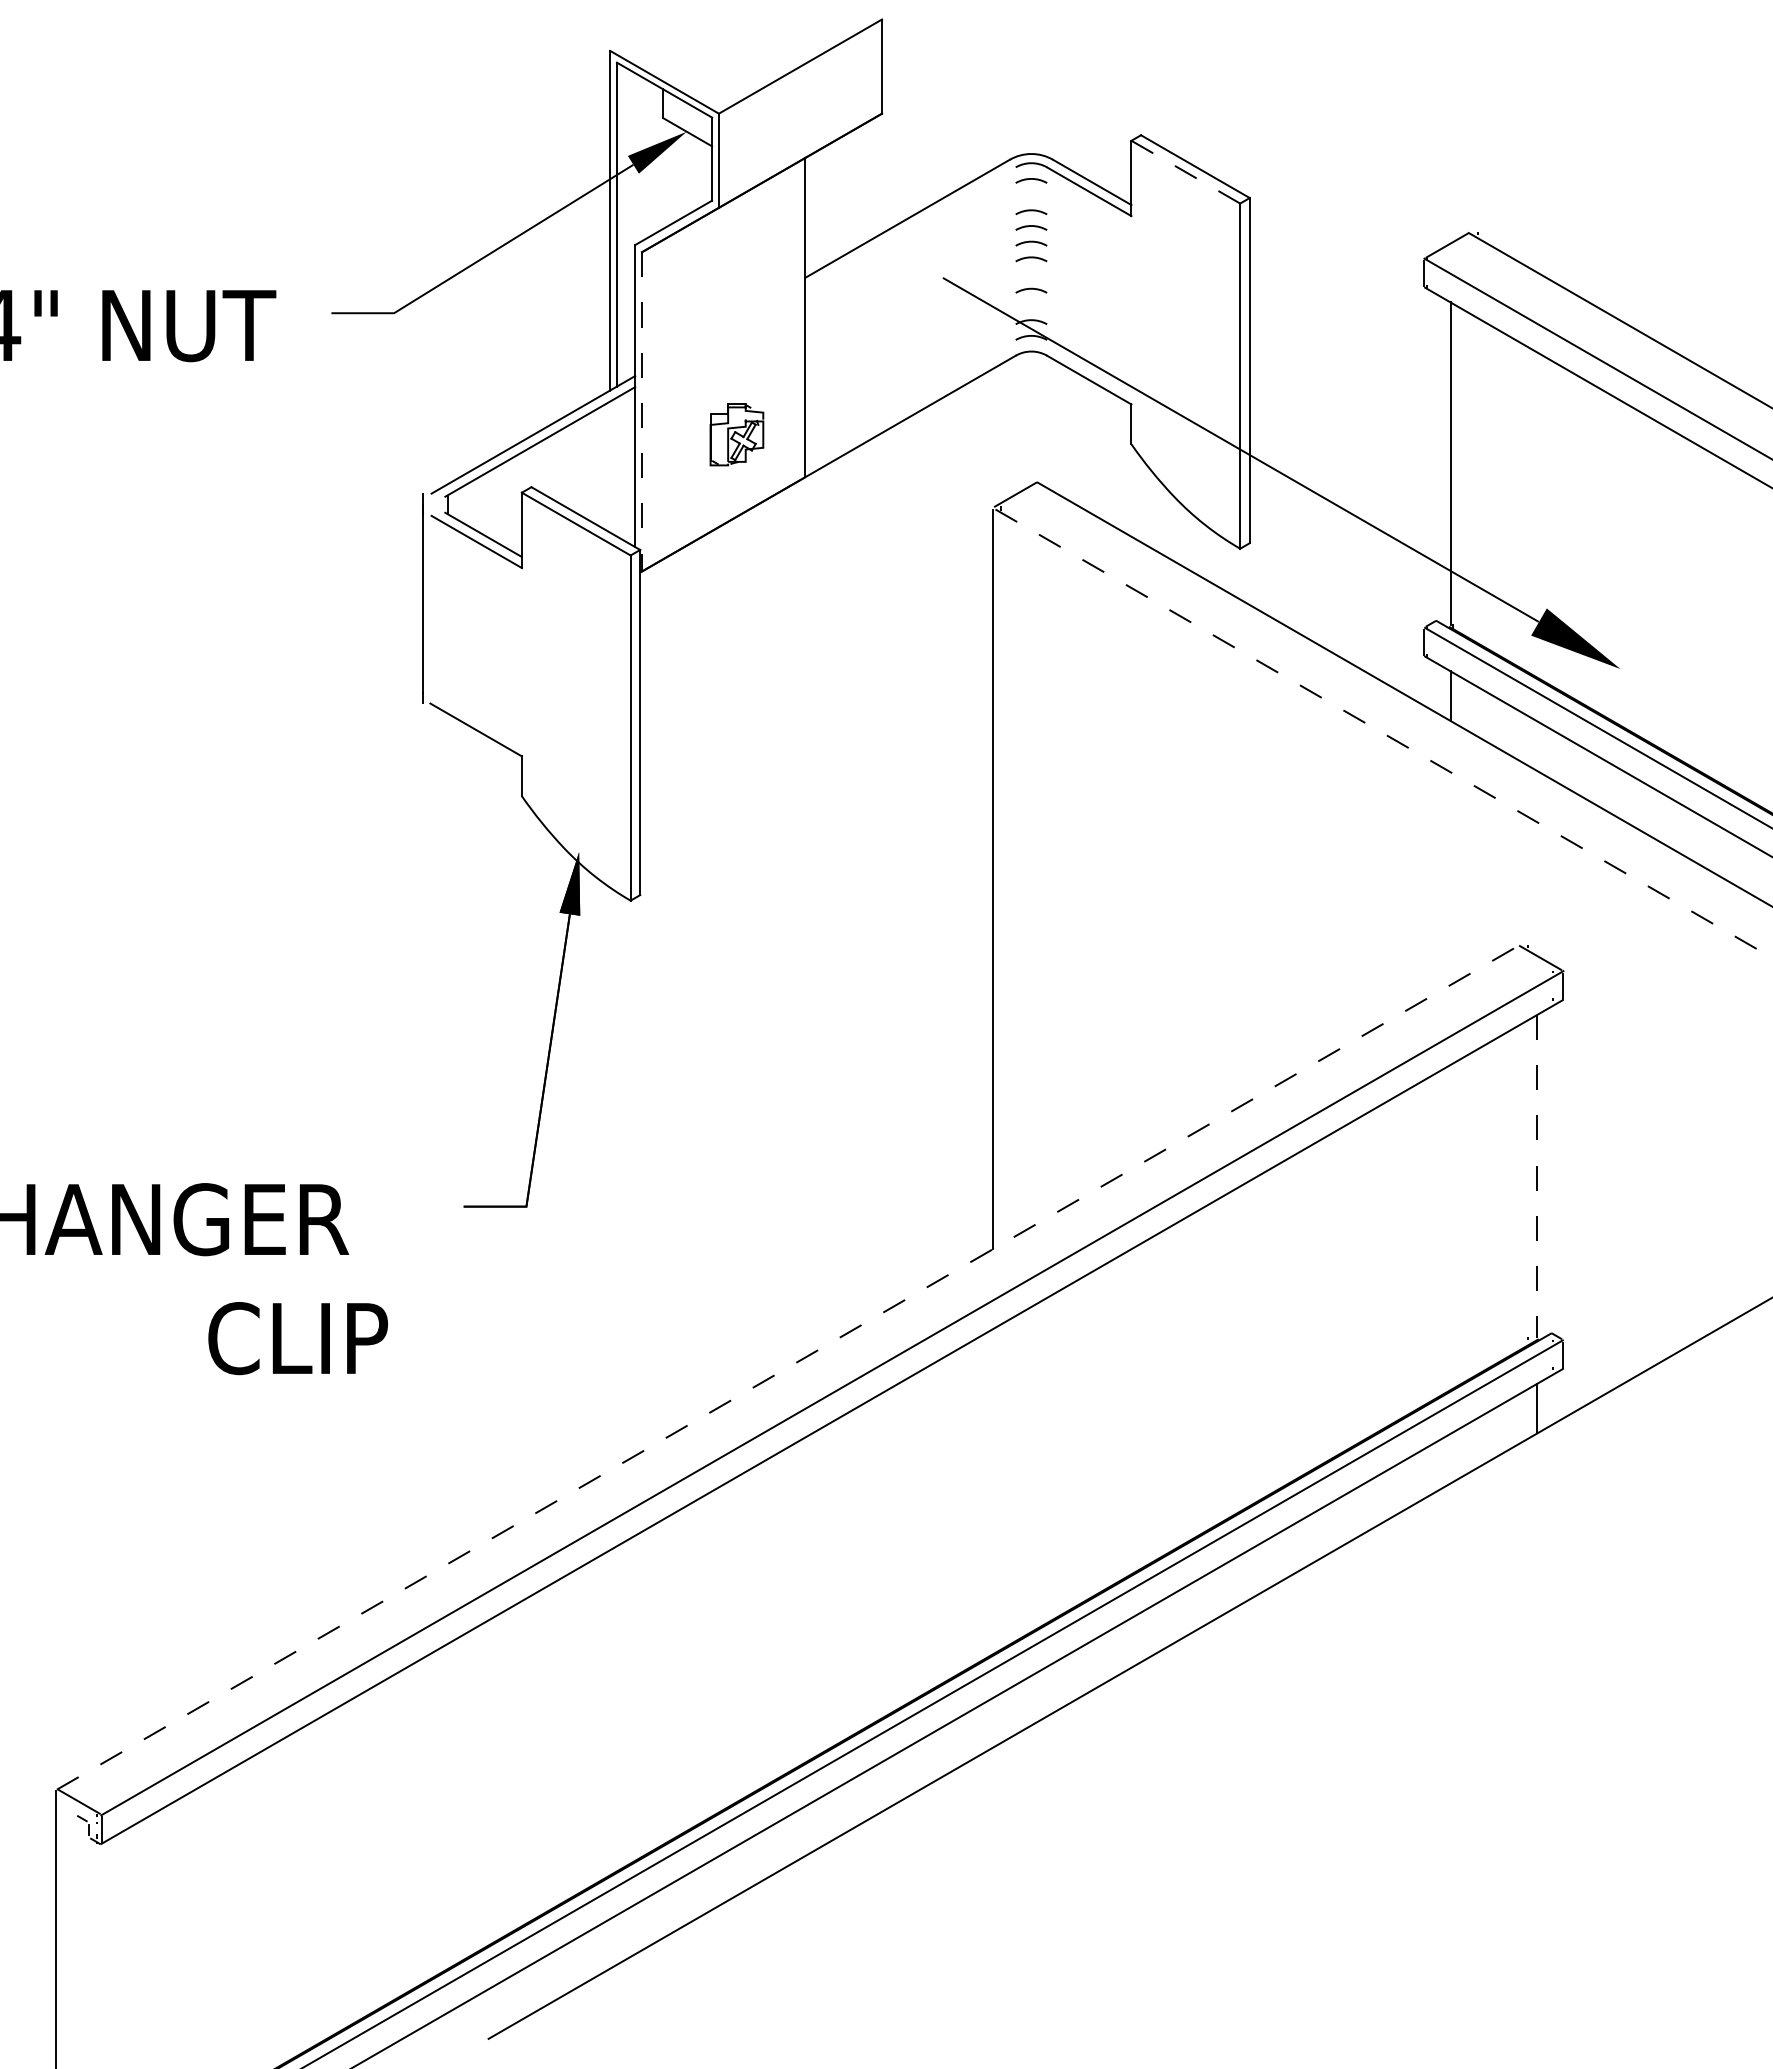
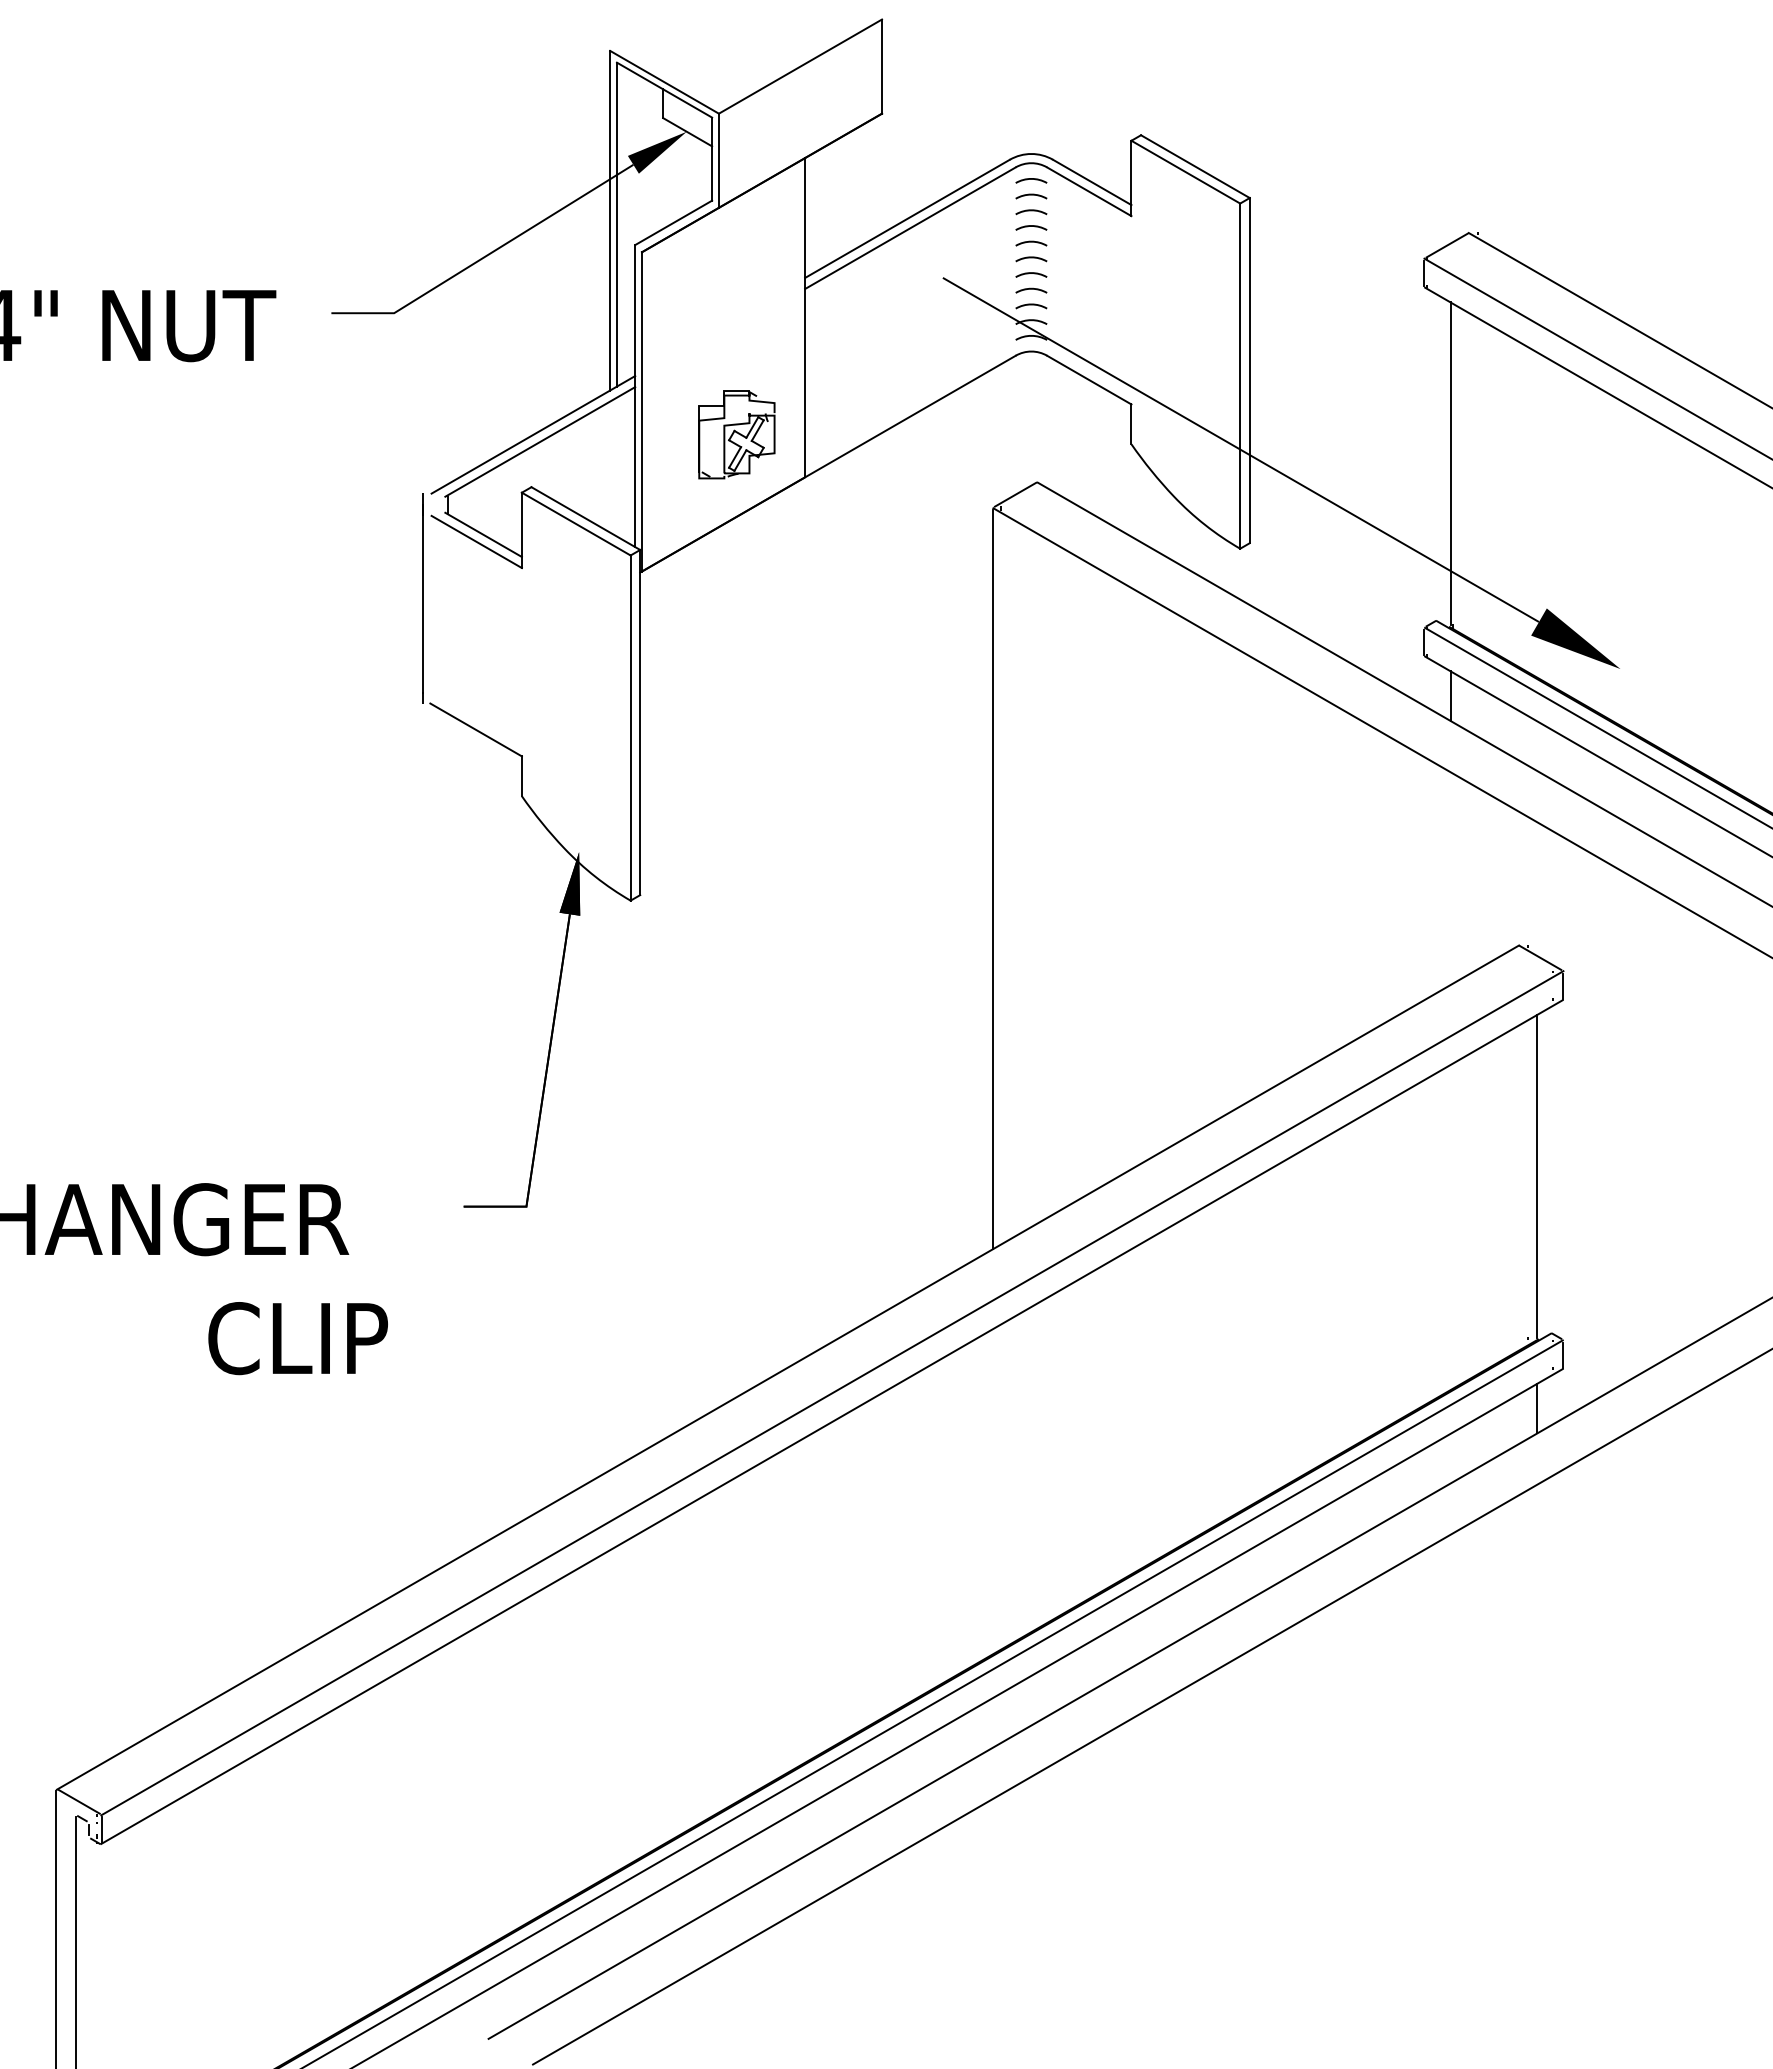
line: dashed -> solid (1185, 172)
arc: none -> present (1031, 195)
line: none -> present (910, 228)
arc: none -> present (1031, 273)
arc: none -> present (1031, 305)
line: dashed -> solid (642, 411)
part size: 56x64 px -> 78x90 px (736, 434)
line: dashed -> solid (1382, 733)
line: dashed -> solid (1537, 1176)
line: dashed -> solid (788, 1367)
line: none -> present (1151, 1707)
line: none -> present (75, 1941)
